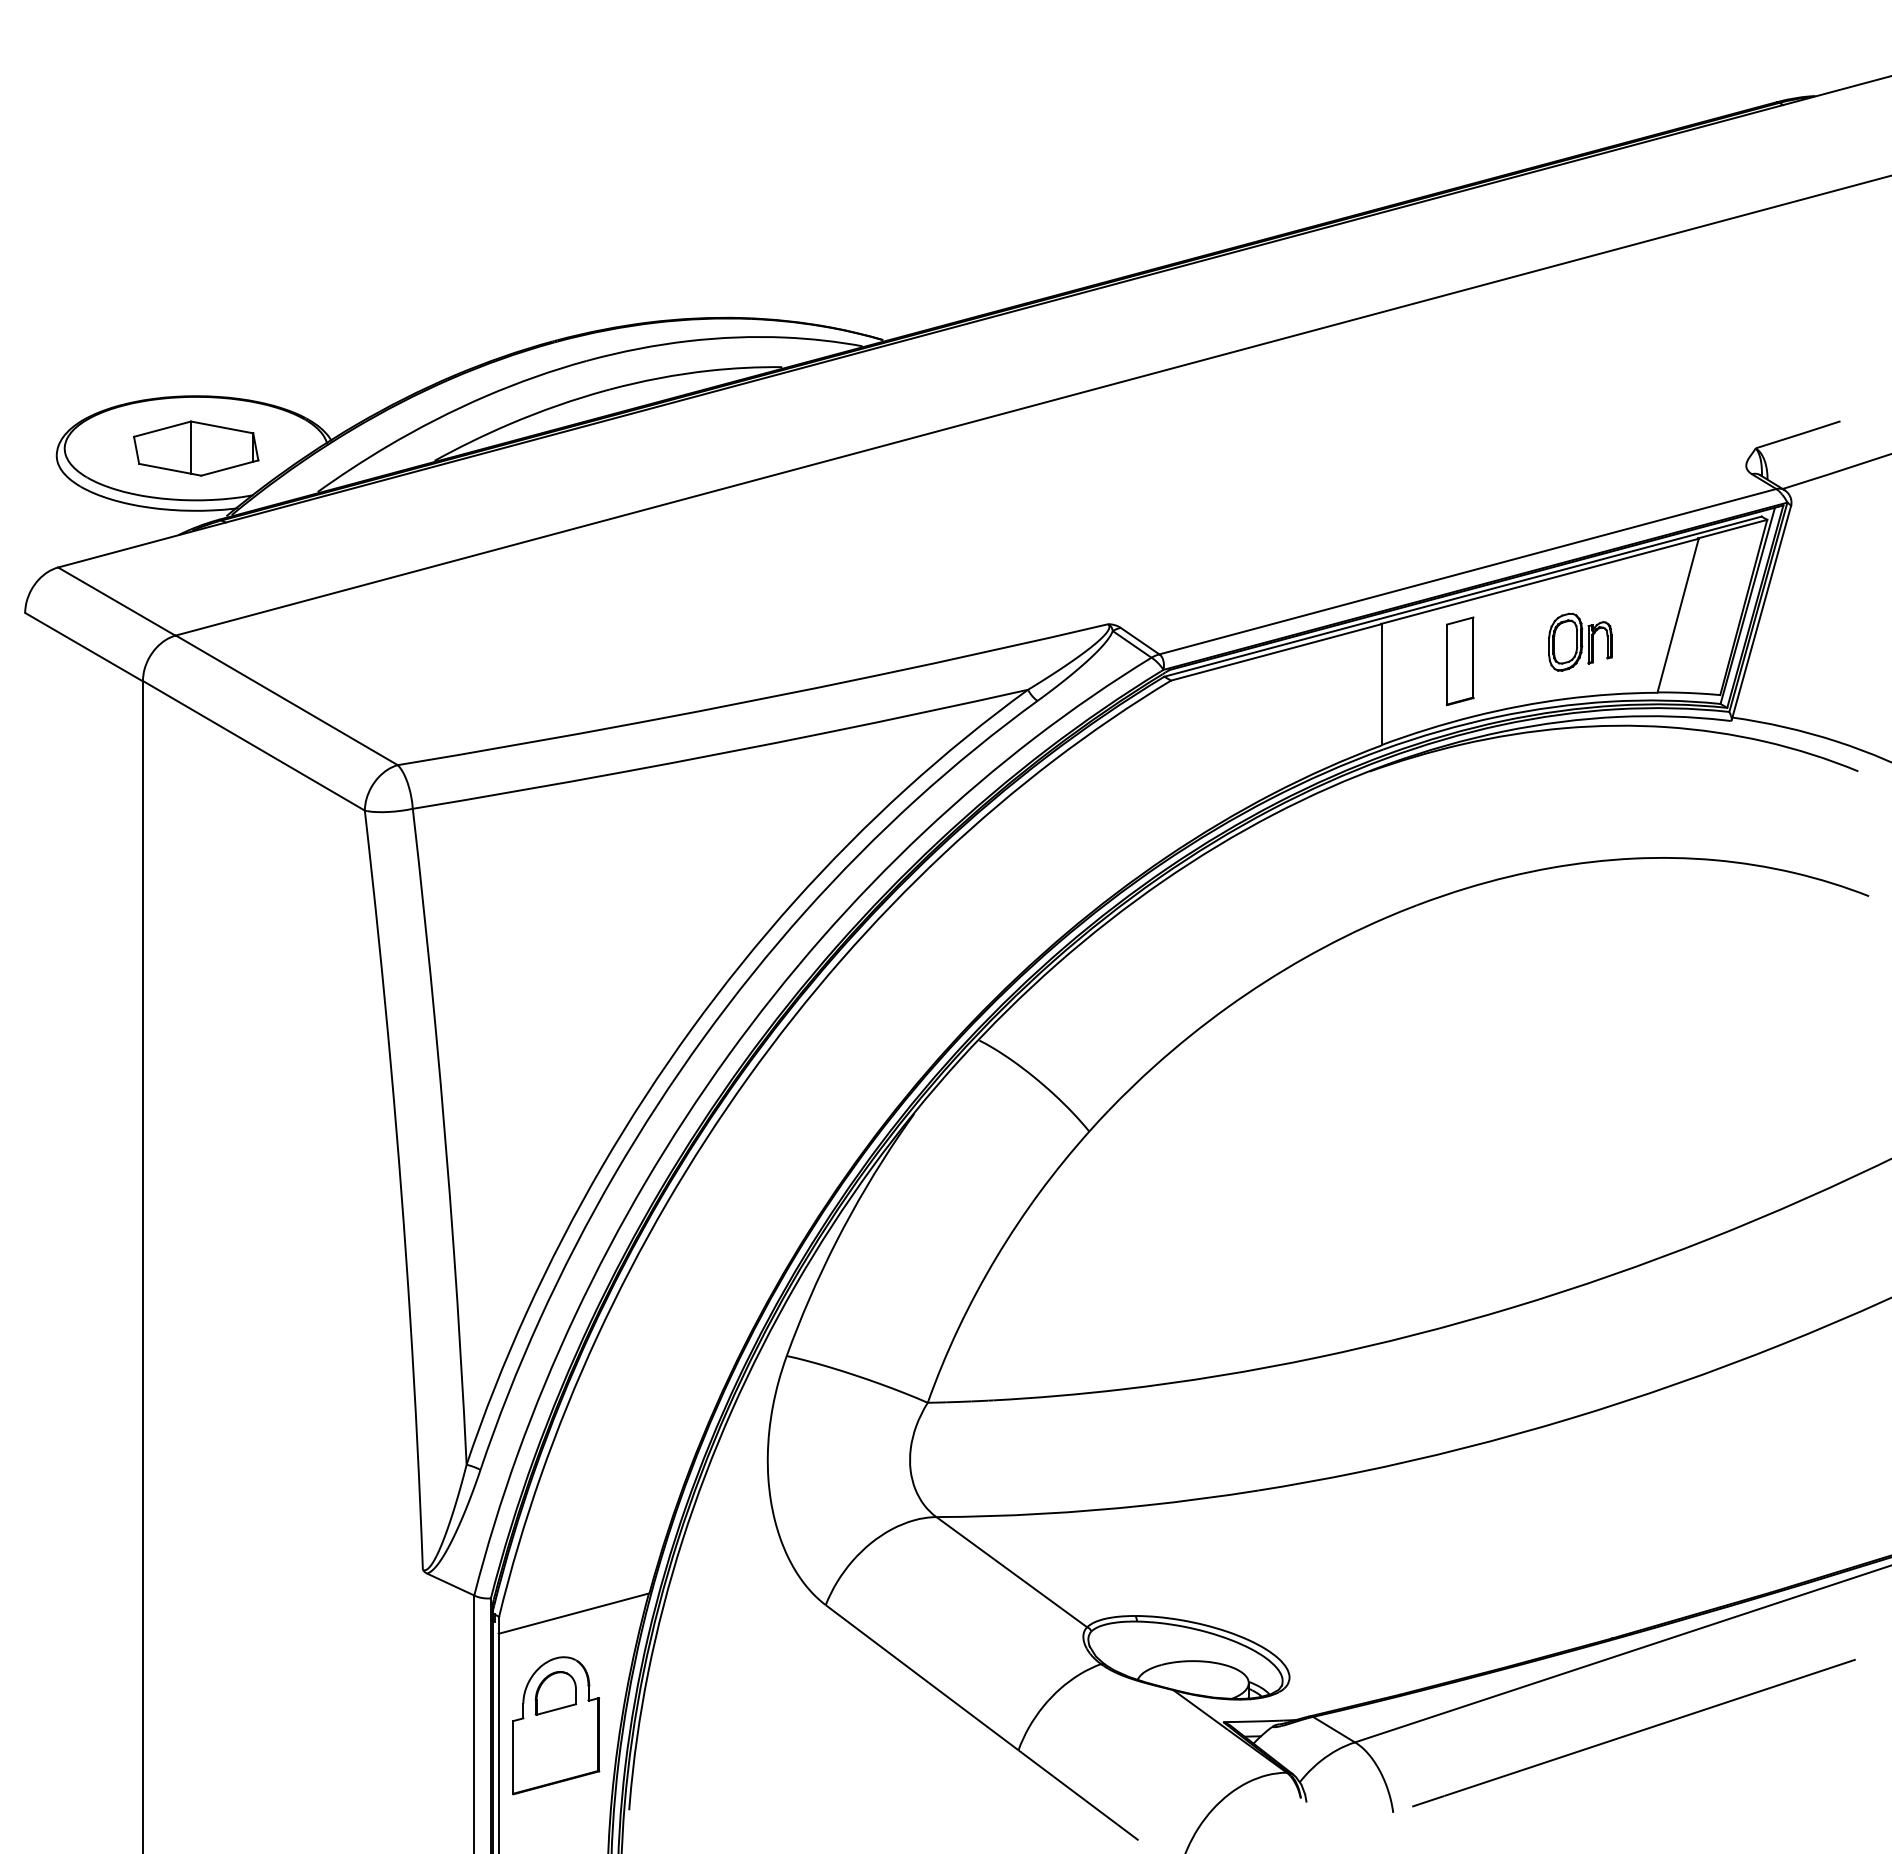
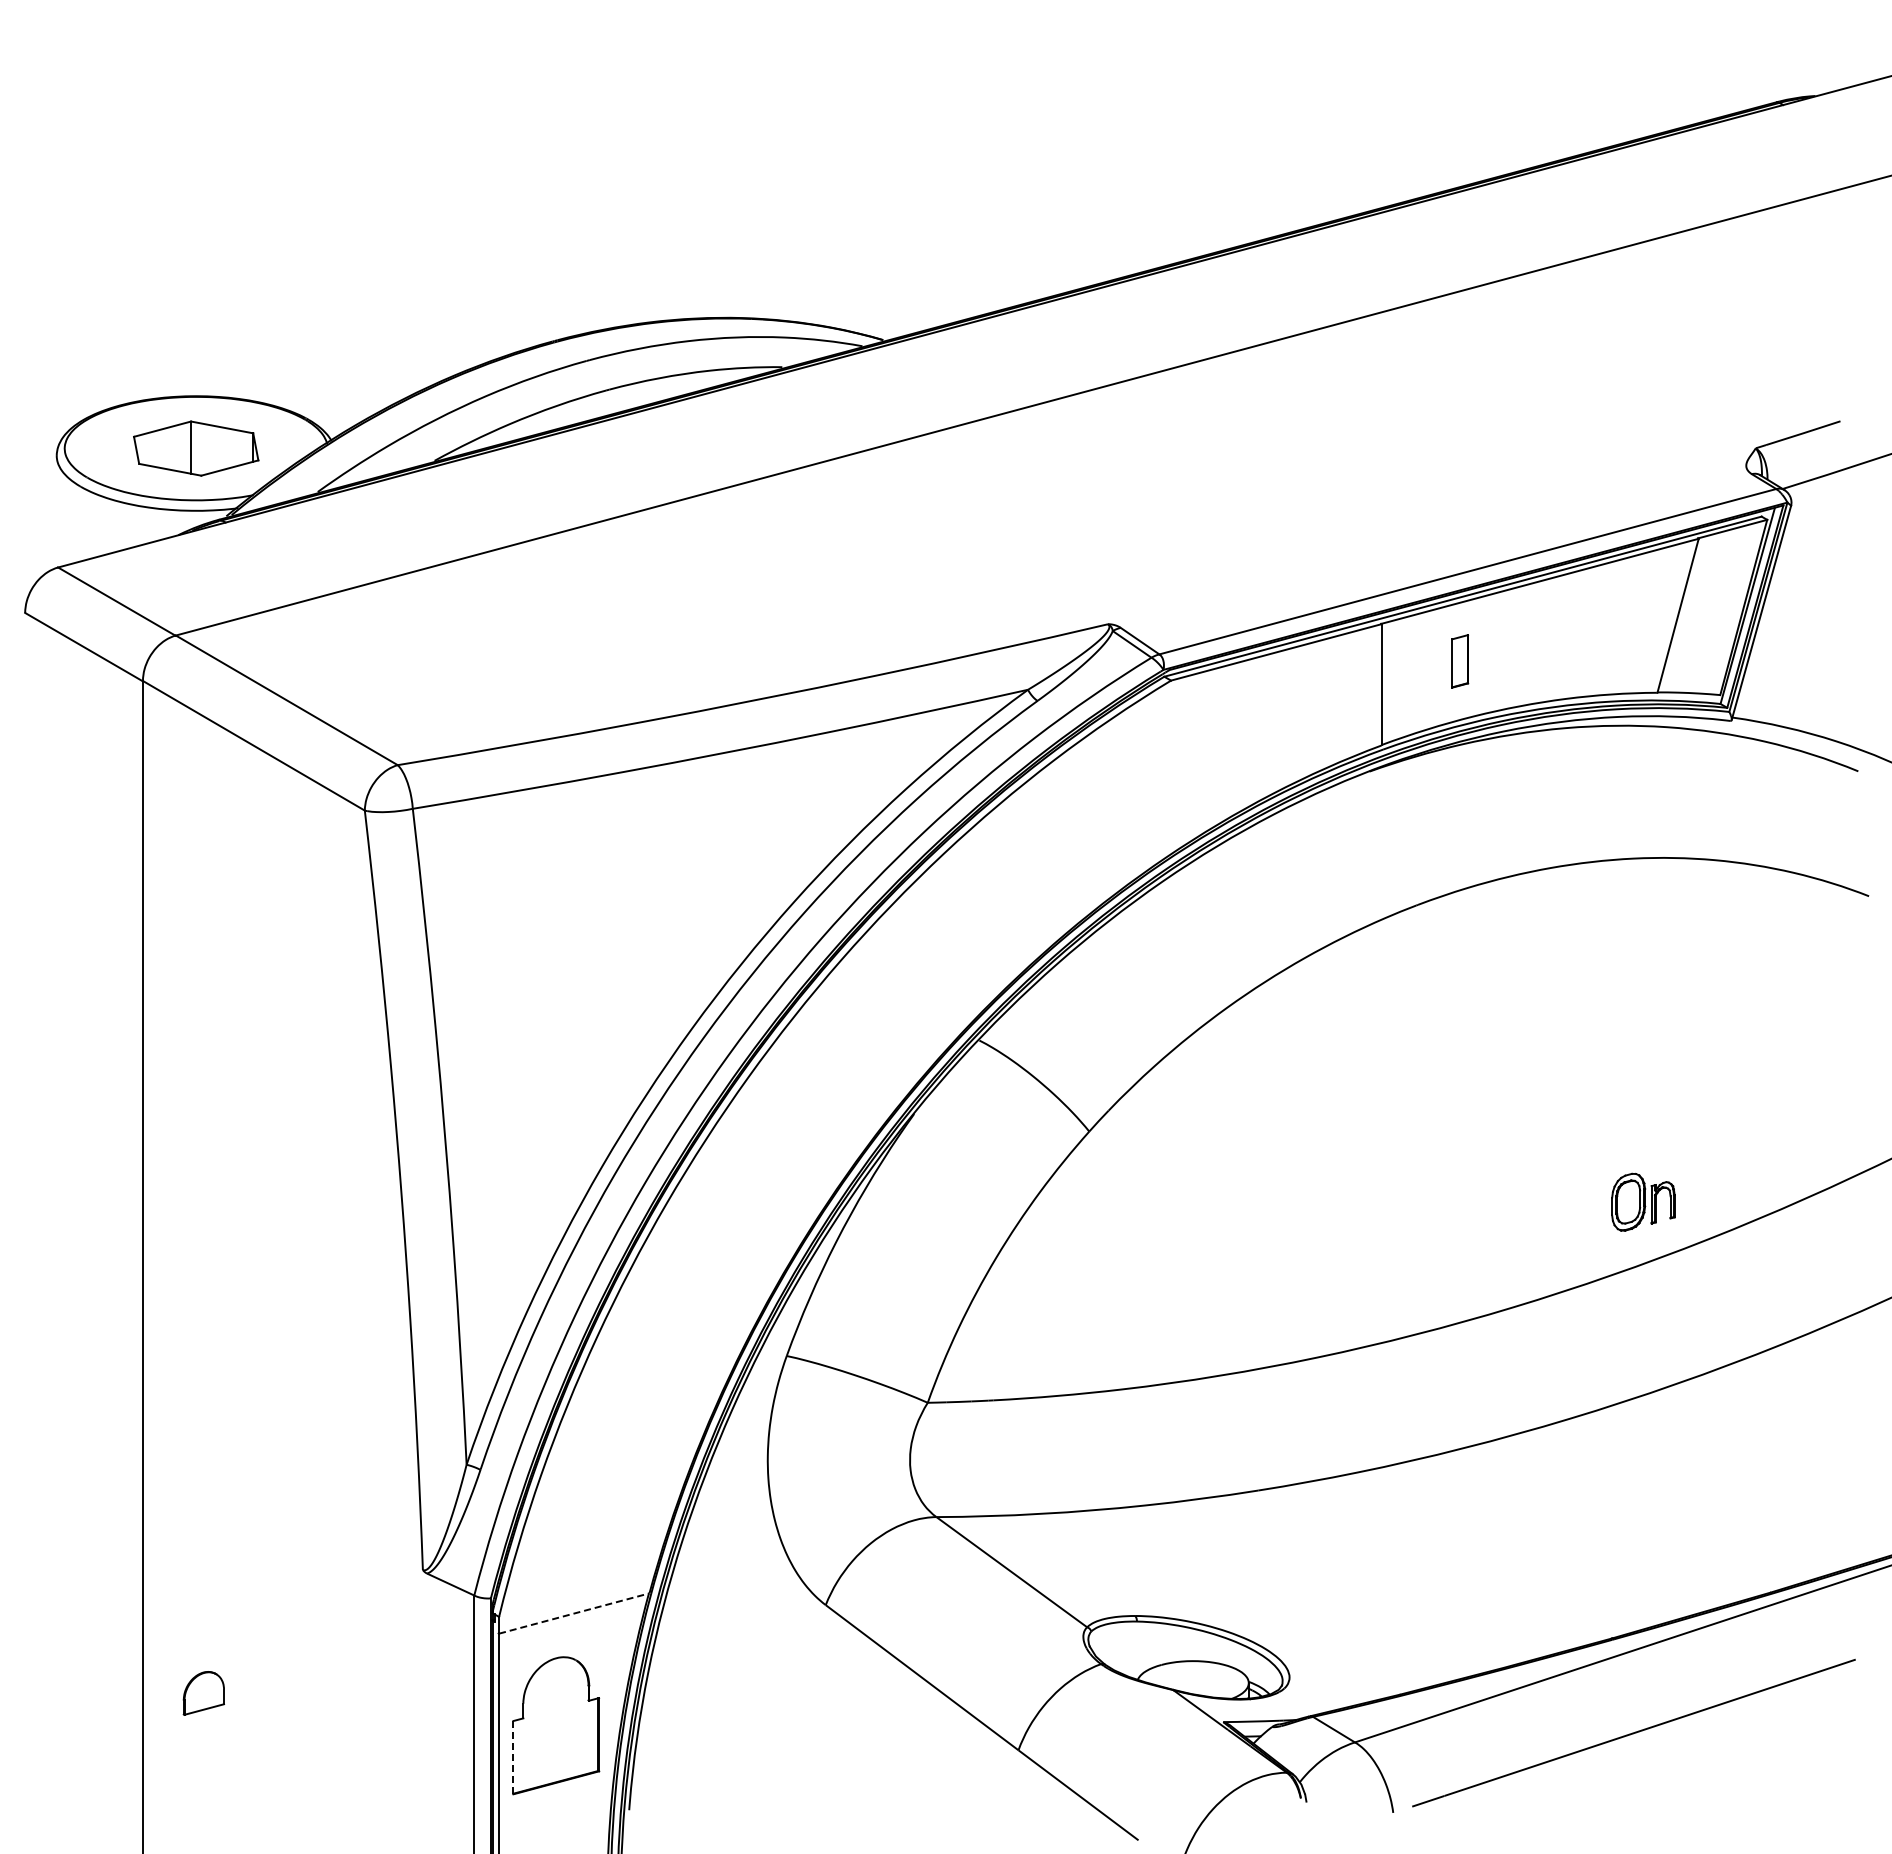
part position: (1580, 641) -> (1643, 1201) (1643, 1201)
part size: 30x91 px -> 19x55 px (1460, 661)
line: solid -> dashed (574, 1613)
part position: (555, 1693) -> (203, 1693) (203, 1693)
line: solid -> dashed (513, 1757)
